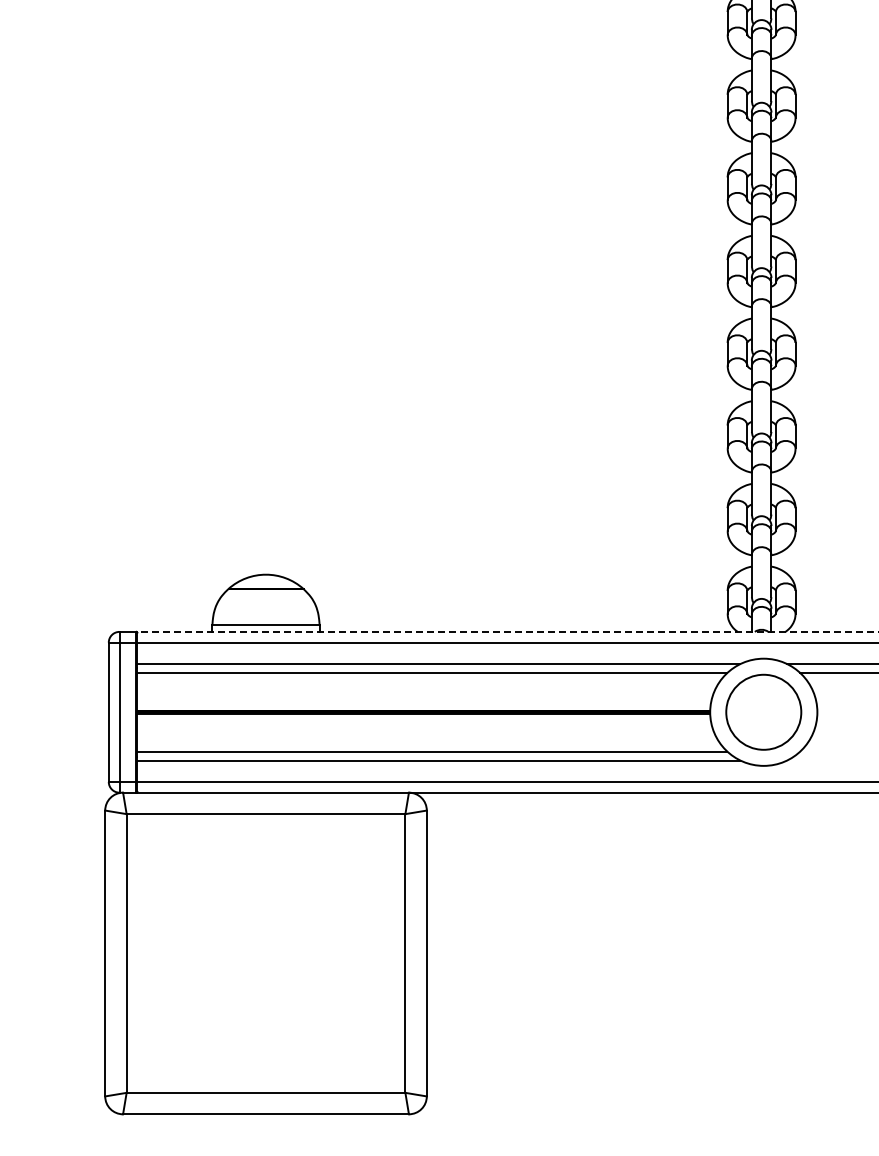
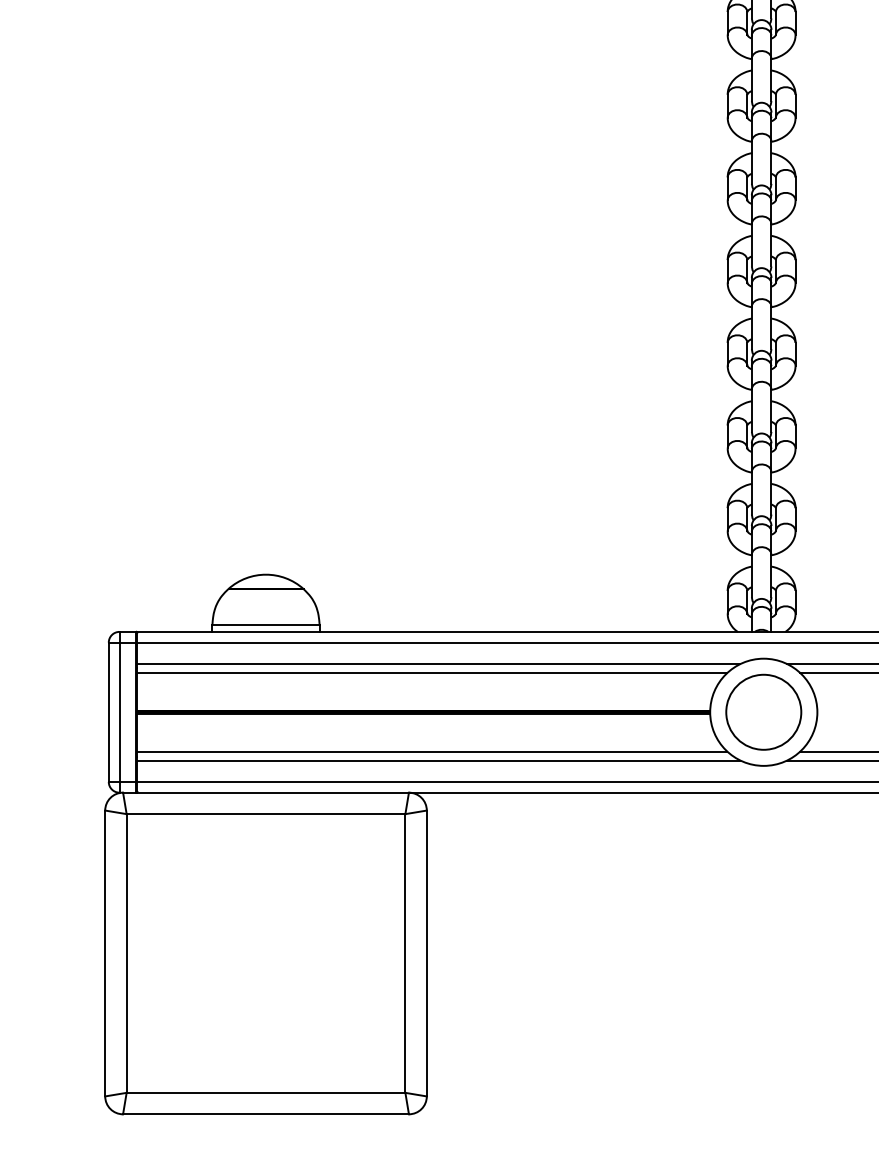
line: dashed -> solid (507, 631)
line: none -> present (837, 751)
line: none -> present (831, 760)
